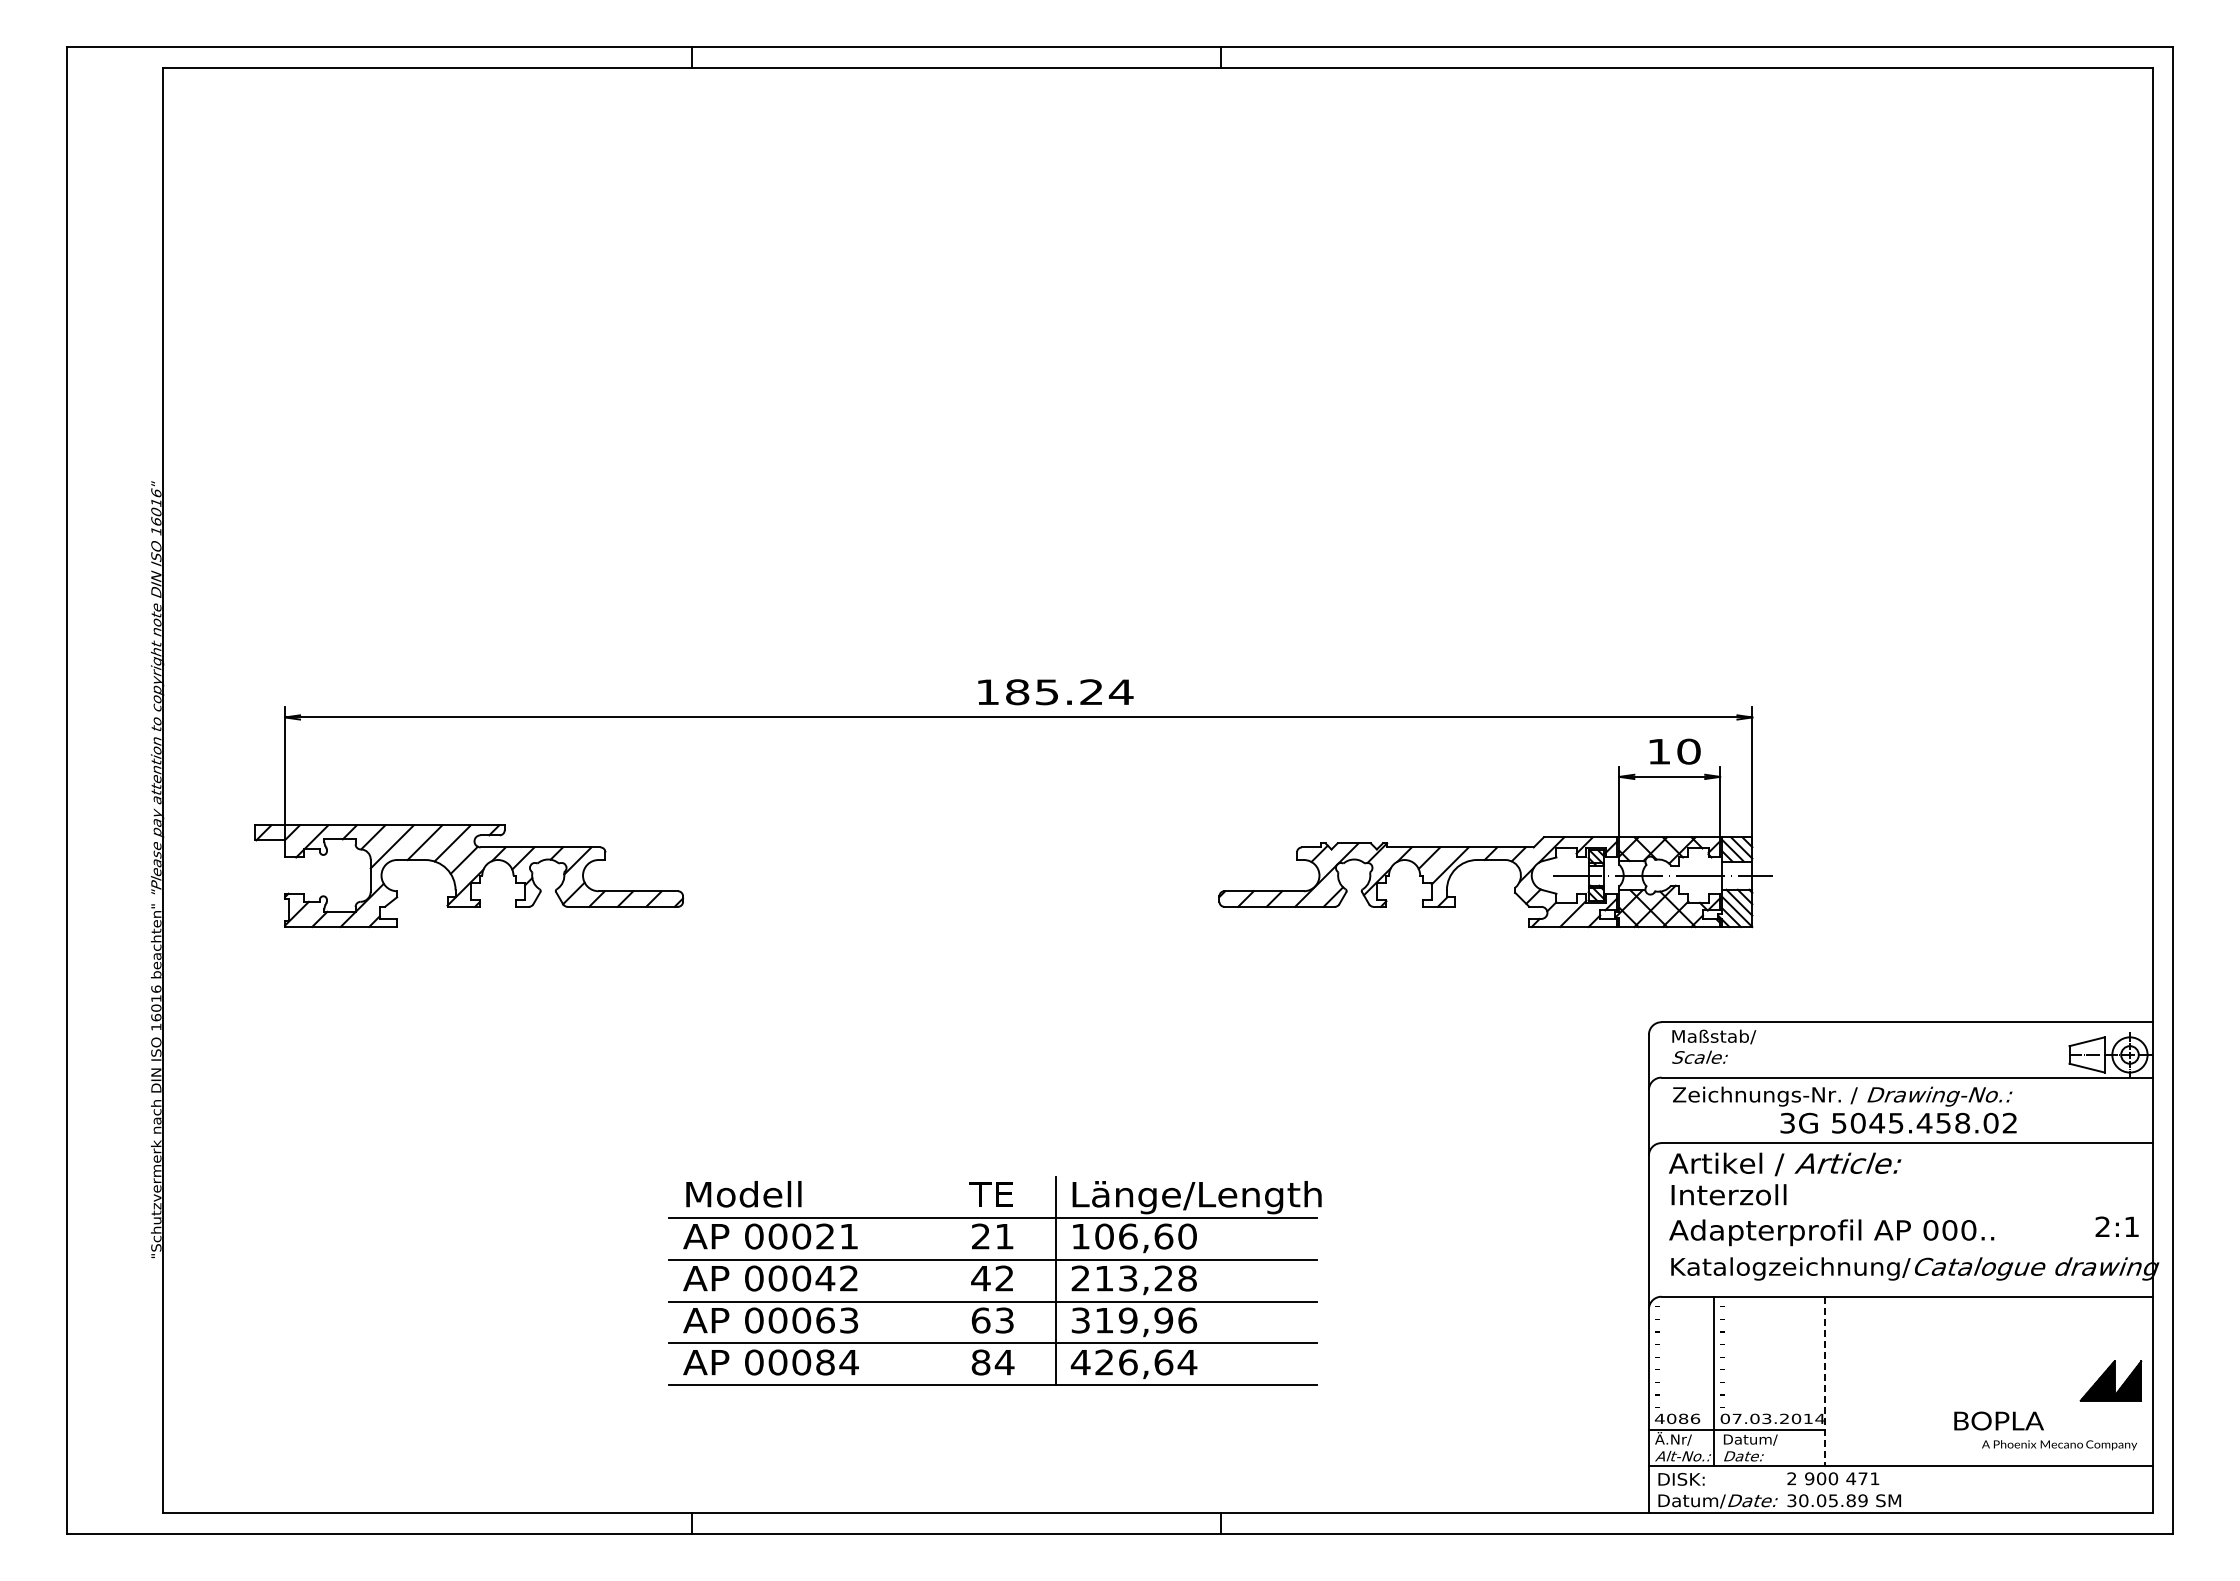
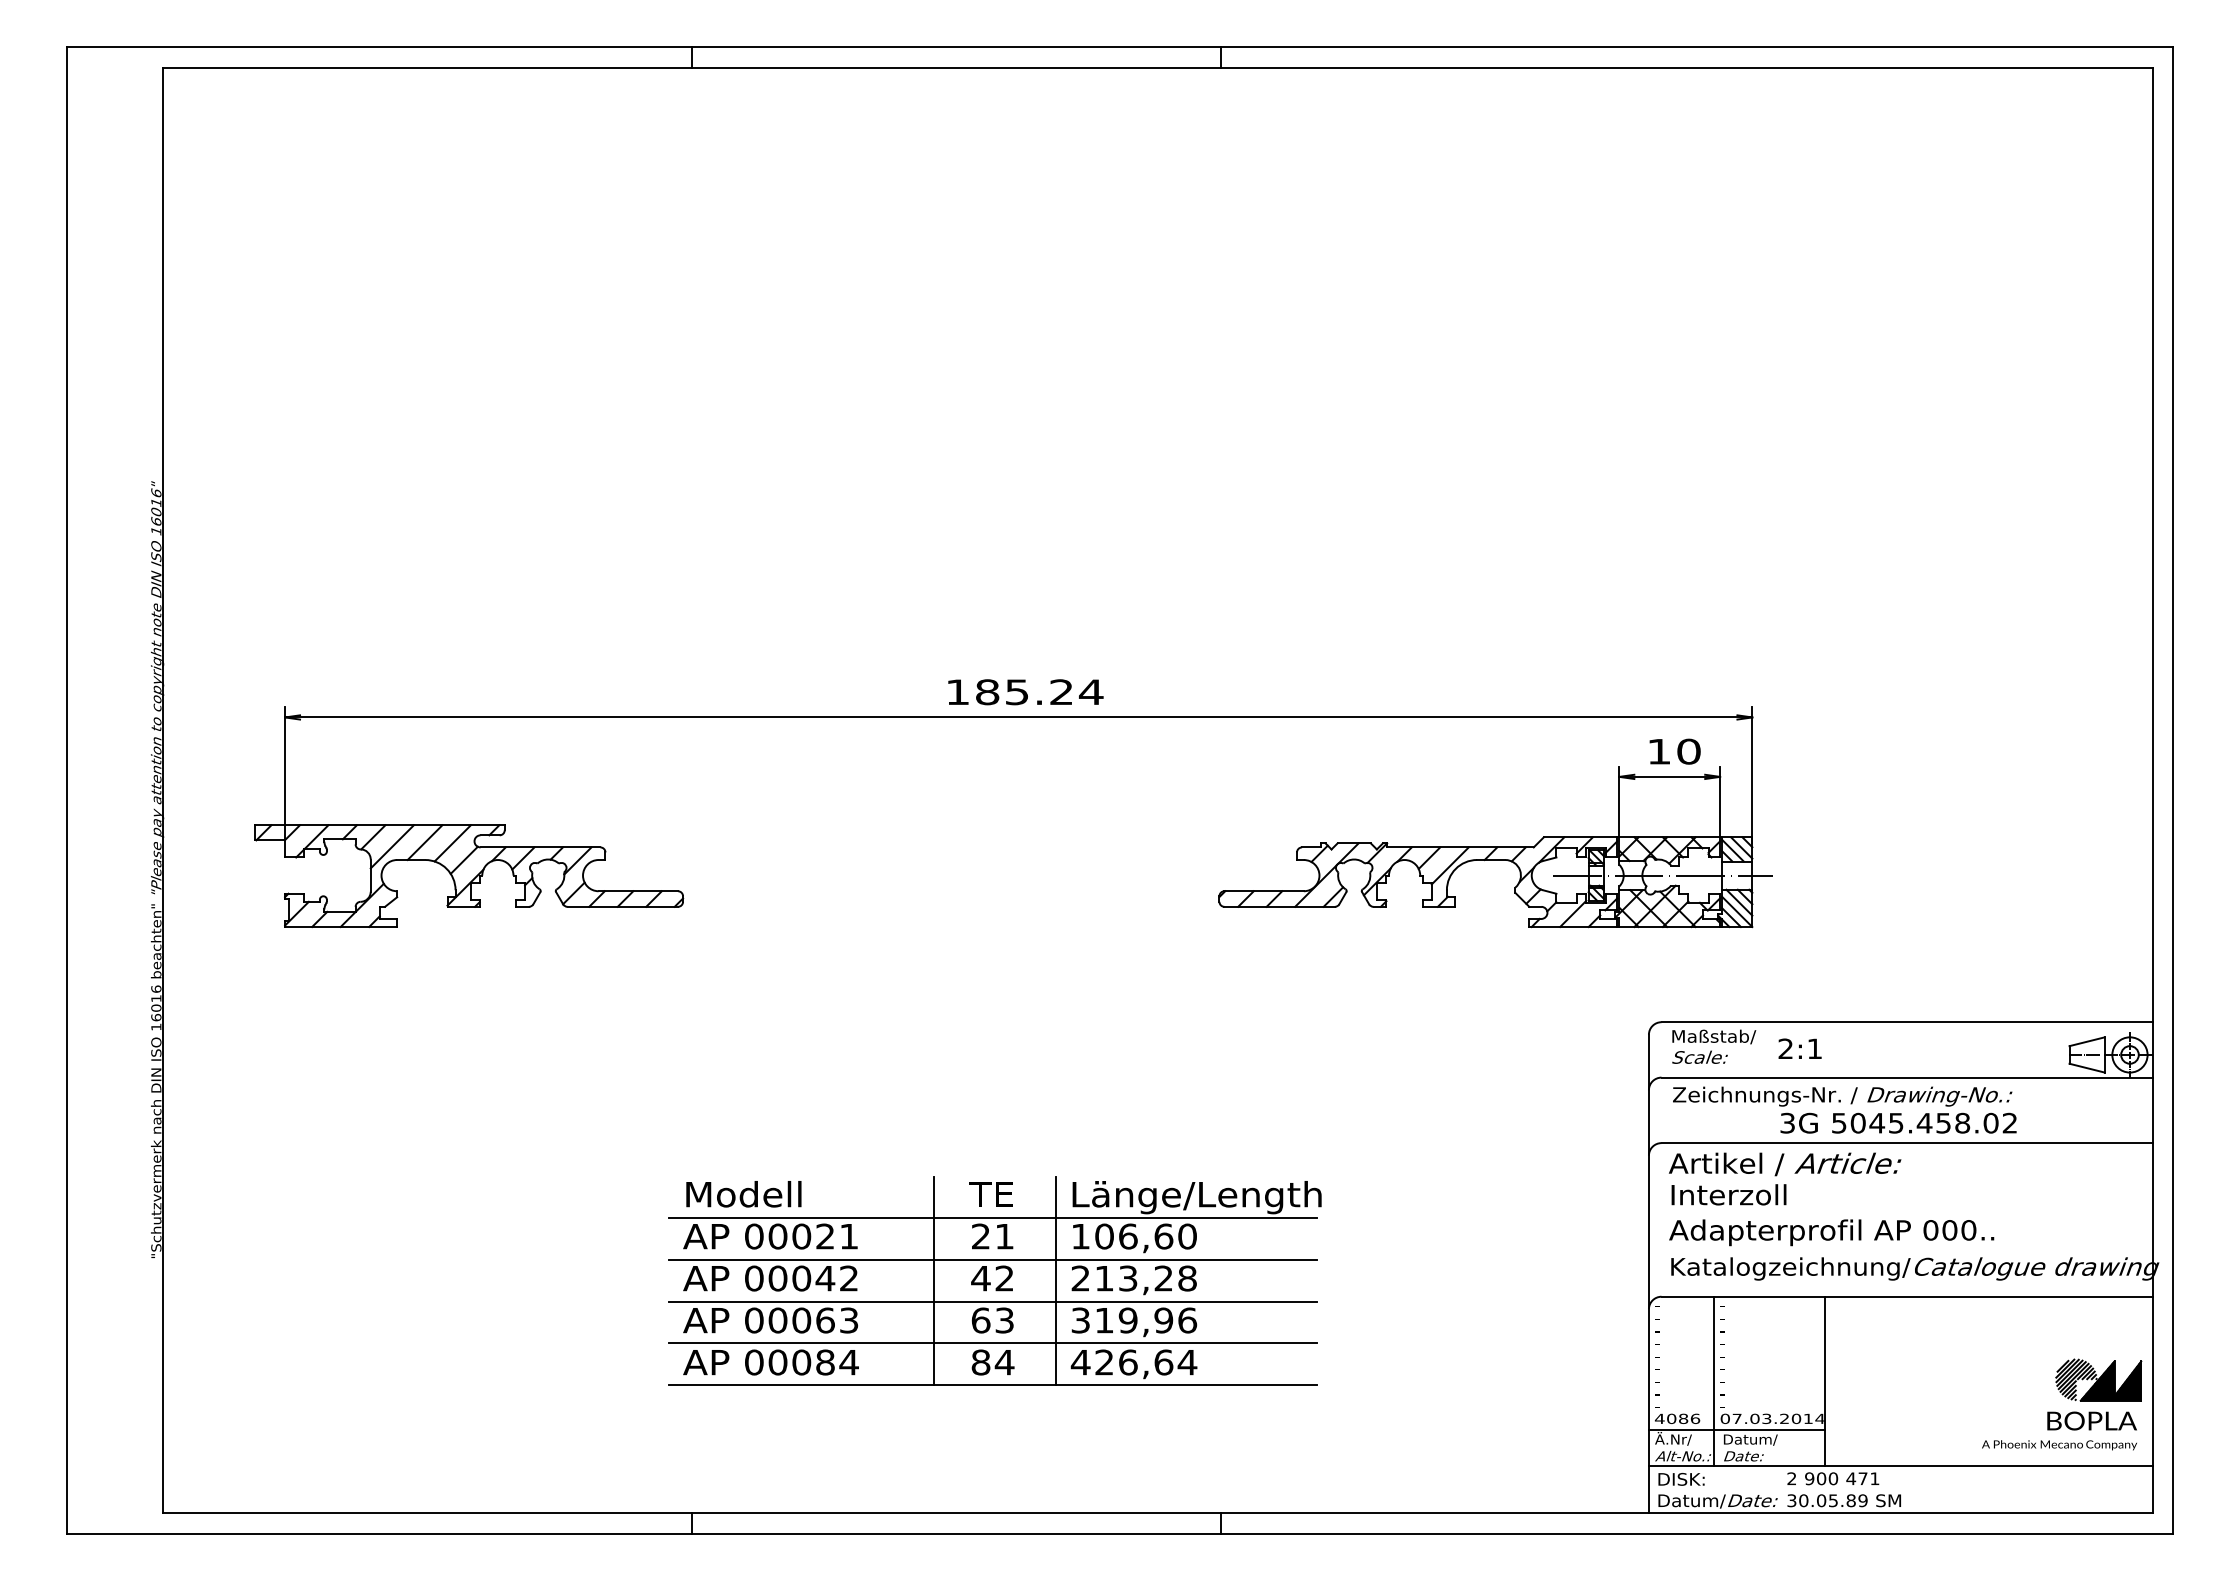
text position: (1055, 692) -> (1025, 692) (1025, 692)
text position: (2116, 1226) -> (1799, 1048) (1799, 1048)
line: none -> present (933, 1281)
hatch: none -> present (2076, 1379)
line: dashed -> solid (1825, 1381)
text position: (1998, 1420) -> (2091, 1420) (2091, 1420)
